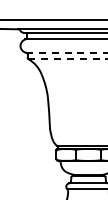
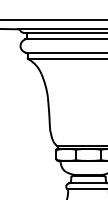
line: dashed -> solid (67, 52)
line: dashed -> solid (68, 59)
